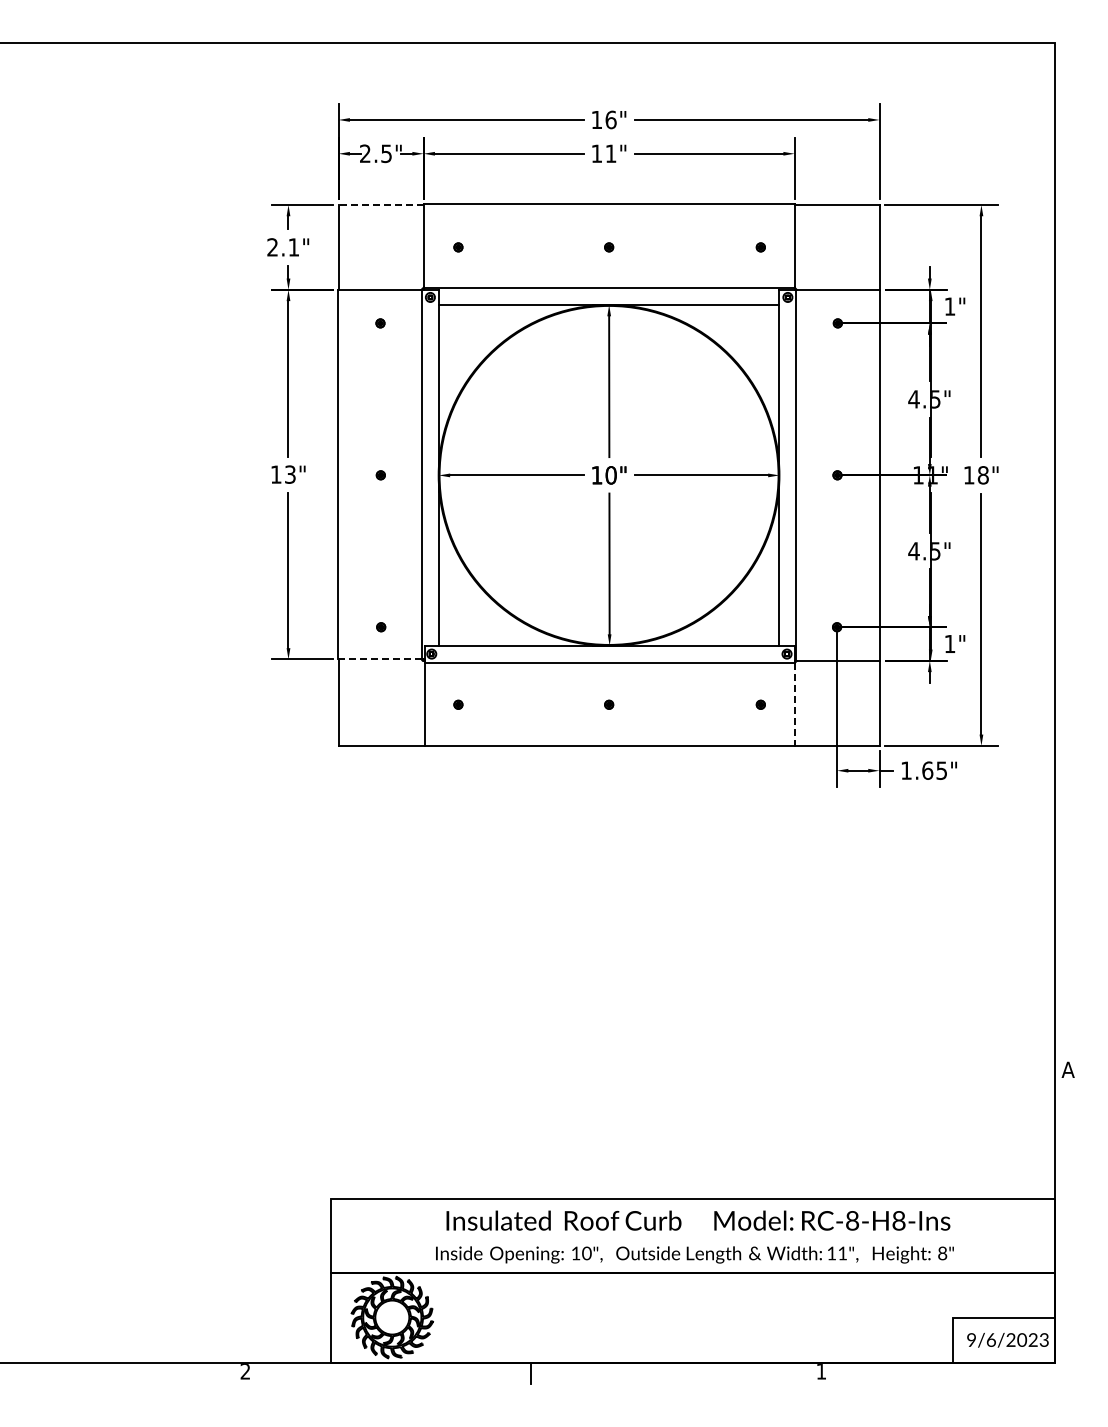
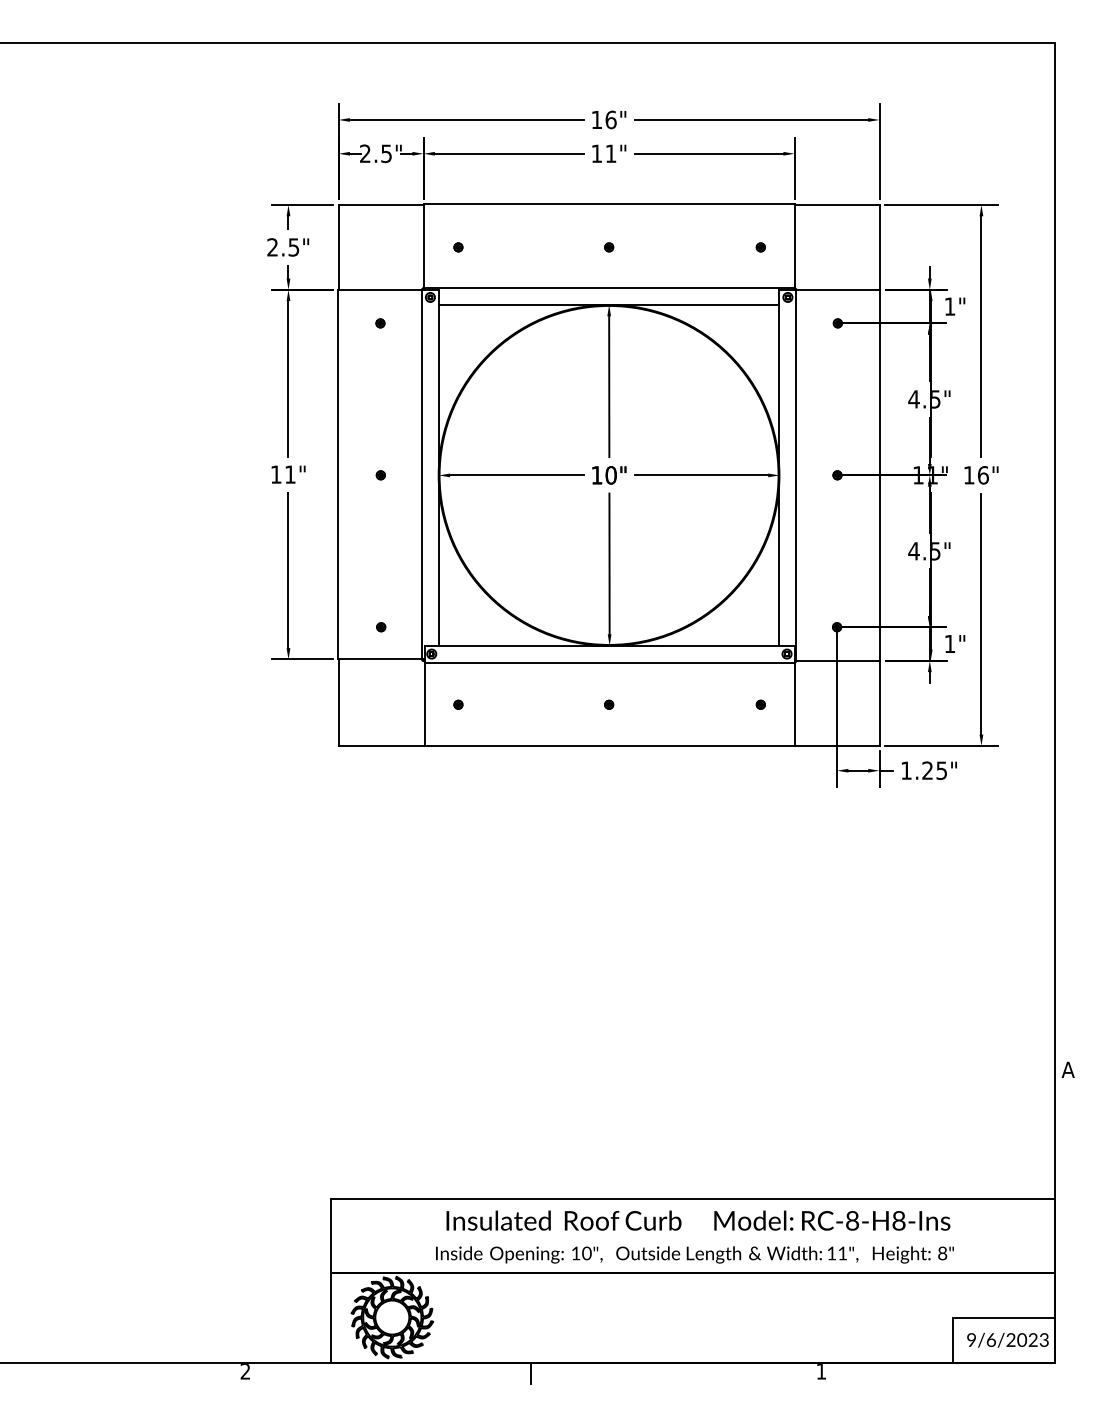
line: dashed -> solid (381, 205)
text: 2.1" -> 2.5" (293, 247)
text: 13" -> 11" (290, 474)
text: 18" -> 16" (982, 475)
line: dashed -> solid (380, 659)
line: dashed -> solid (794, 705)
text: 1.65" -> 1.25" (927, 770)
